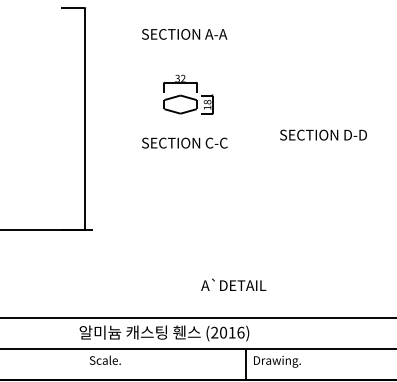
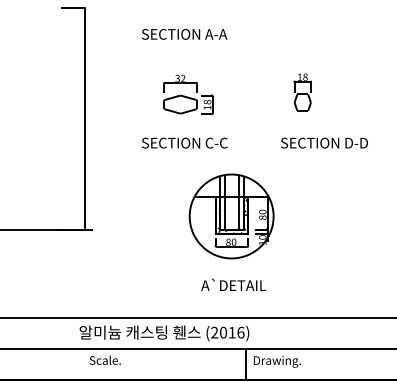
part: none -> present (302, 92)
text position: (323, 134) -> (324, 142) (324, 142)
part: none -> present (231, 216)
